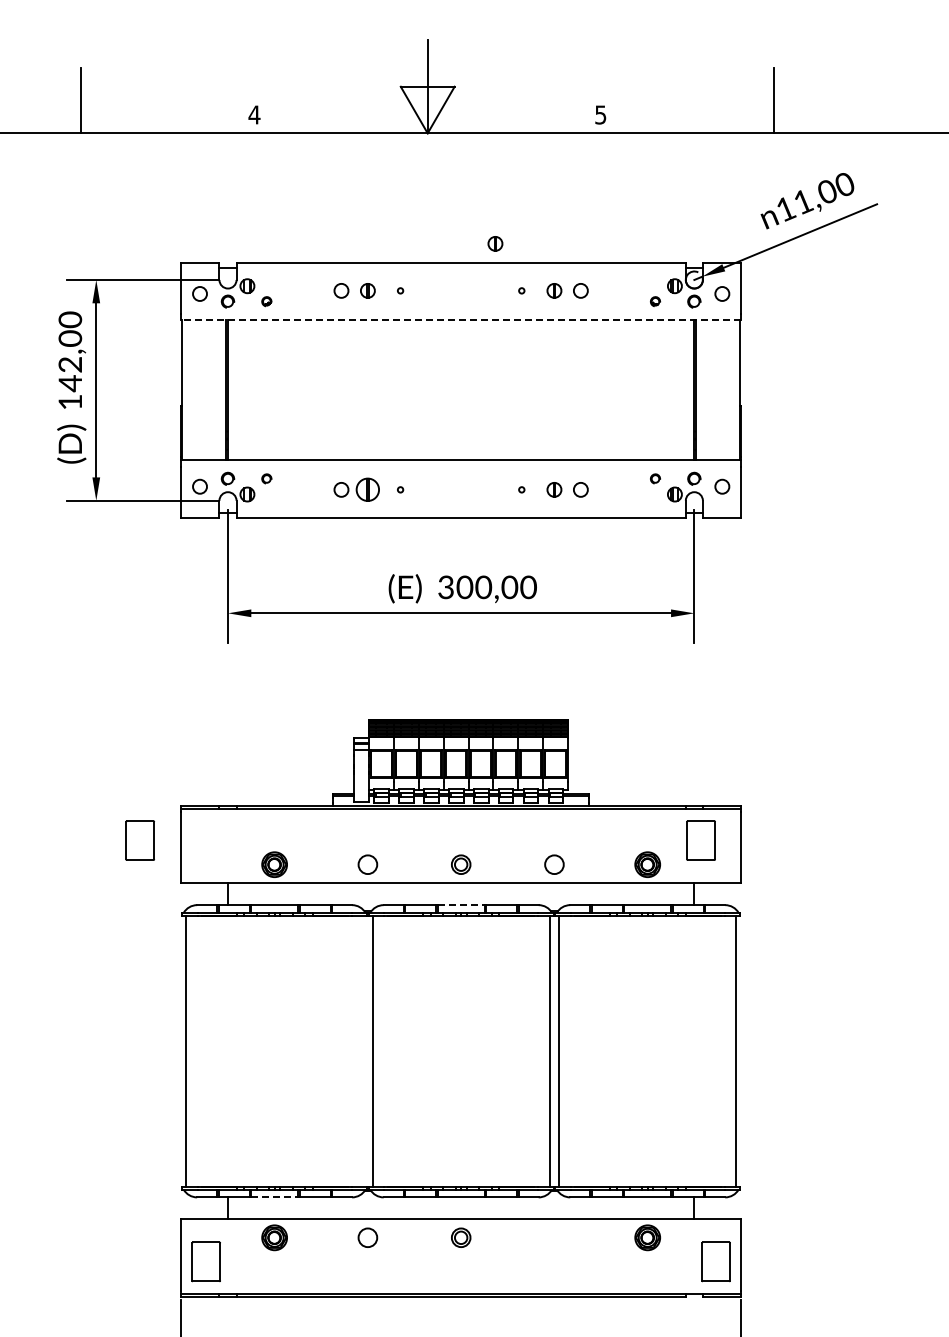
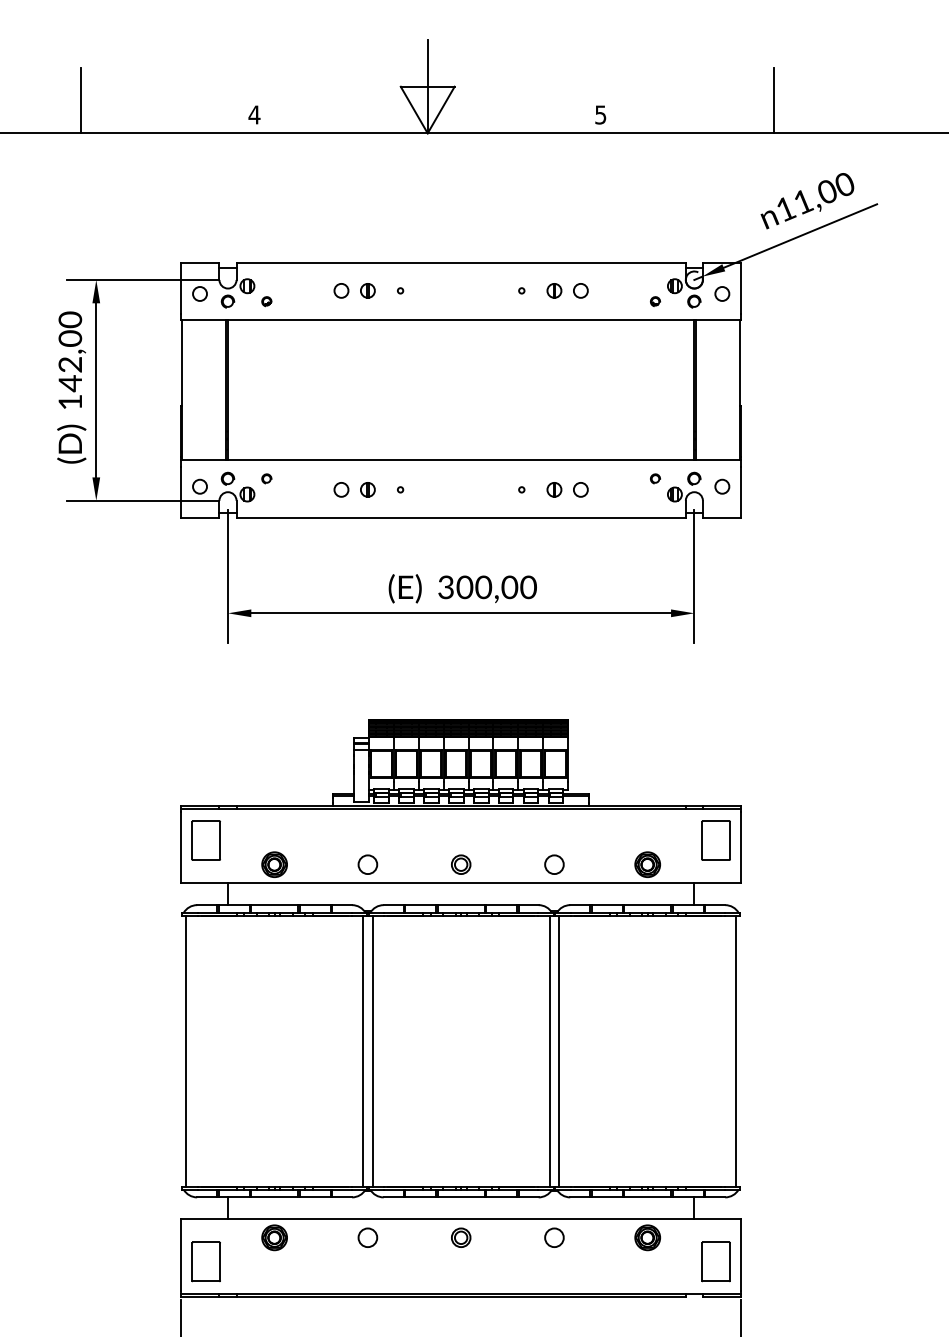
part: present -> none (495, 243)
line: dashed -> solid (461, 320)
part size: 25x25 px -> 16x16 px (367, 489)
part position: (139, 840) -> (205, 840) (205, 840)
part position: (700, 840) -> (715, 840) (715, 840)
line: dashed -> solid (461, 905)
line: none -> present (363, 1051)
line: dashed -> solid (275, 1197)
circle: none -> present (554, 1237)
